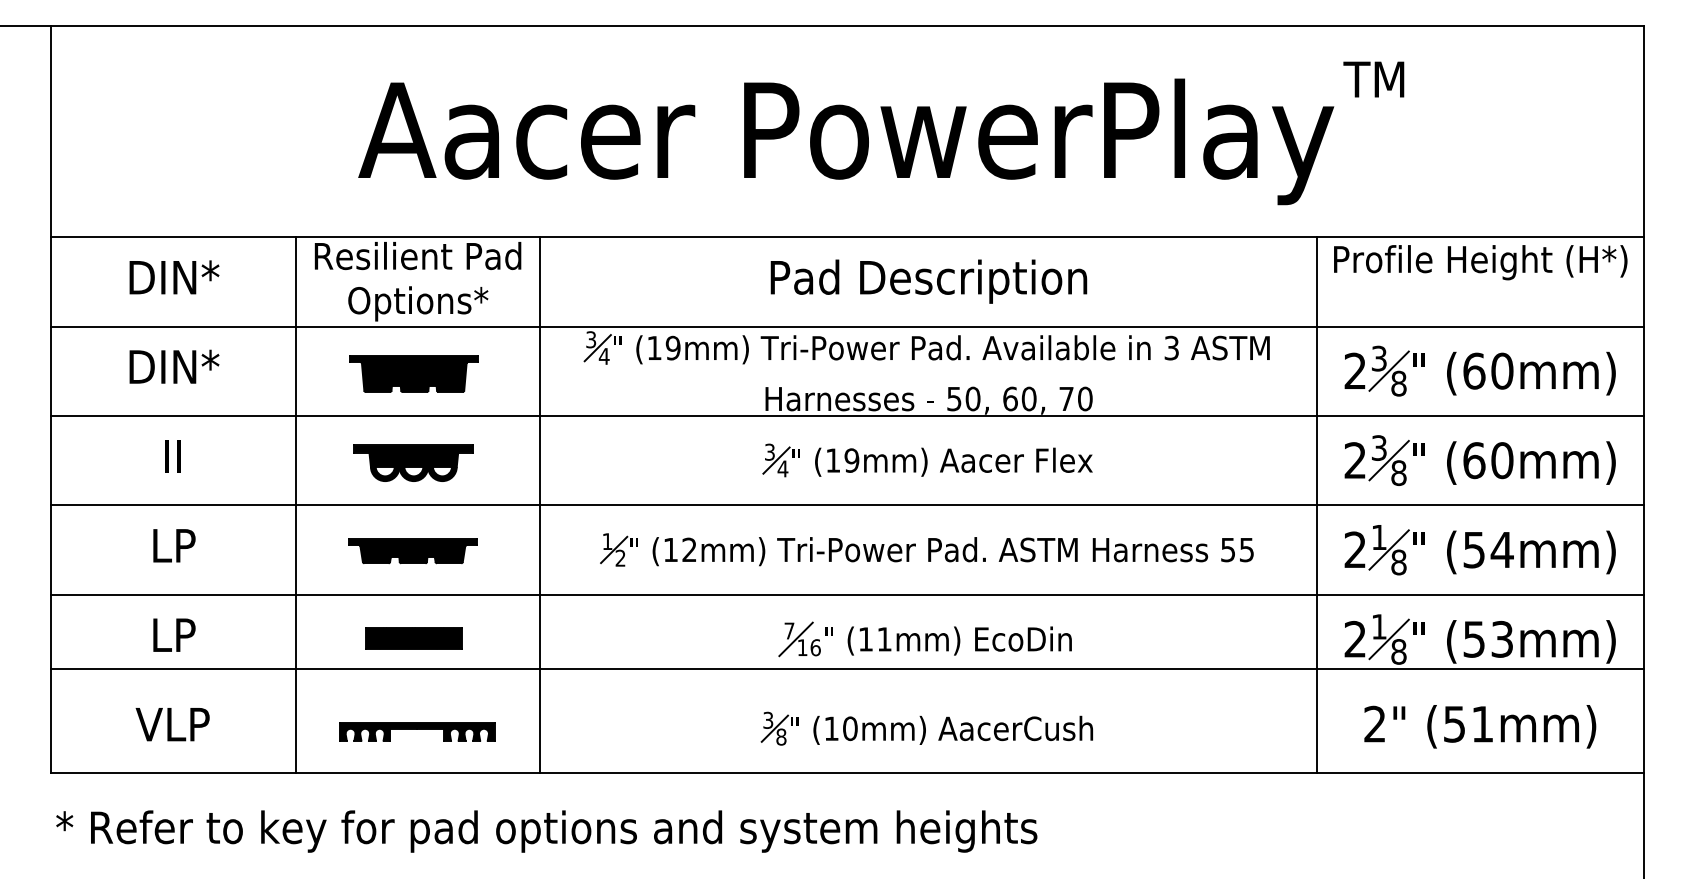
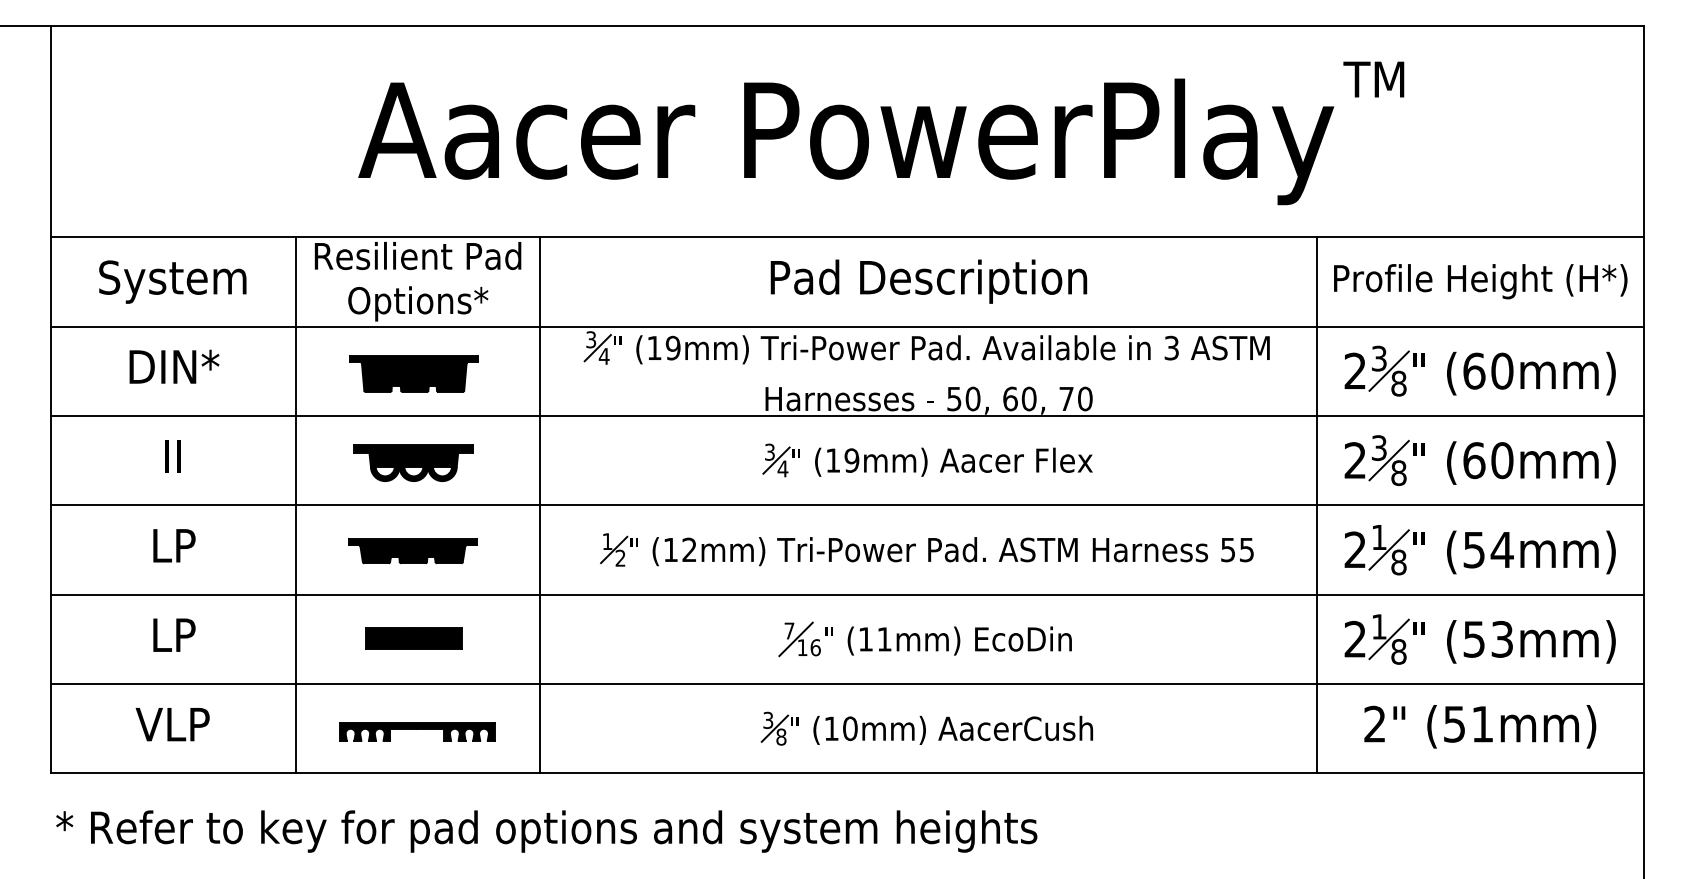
text position: (1480, 262) -> (1480, 281) (1480, 281)
text: DIN* -> System (172, 281)
line position: (847, 669) -> (847, 684) (847, 684)
